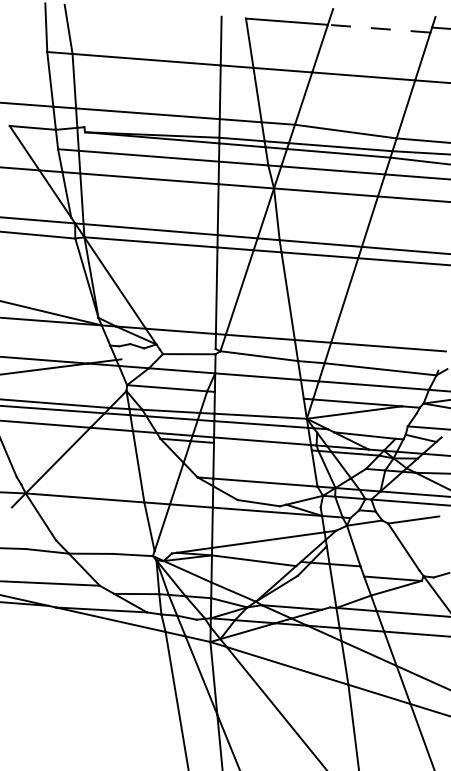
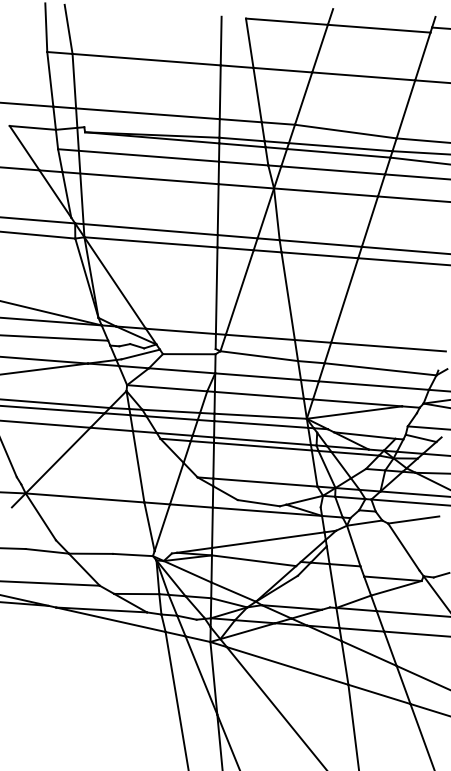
line: dashed -> solid (378, 28)
line: none -> present (55, 337)
line: none -> present (140, 354)
line: none -> present (258, 394)
line: none -> present (262, 446)
